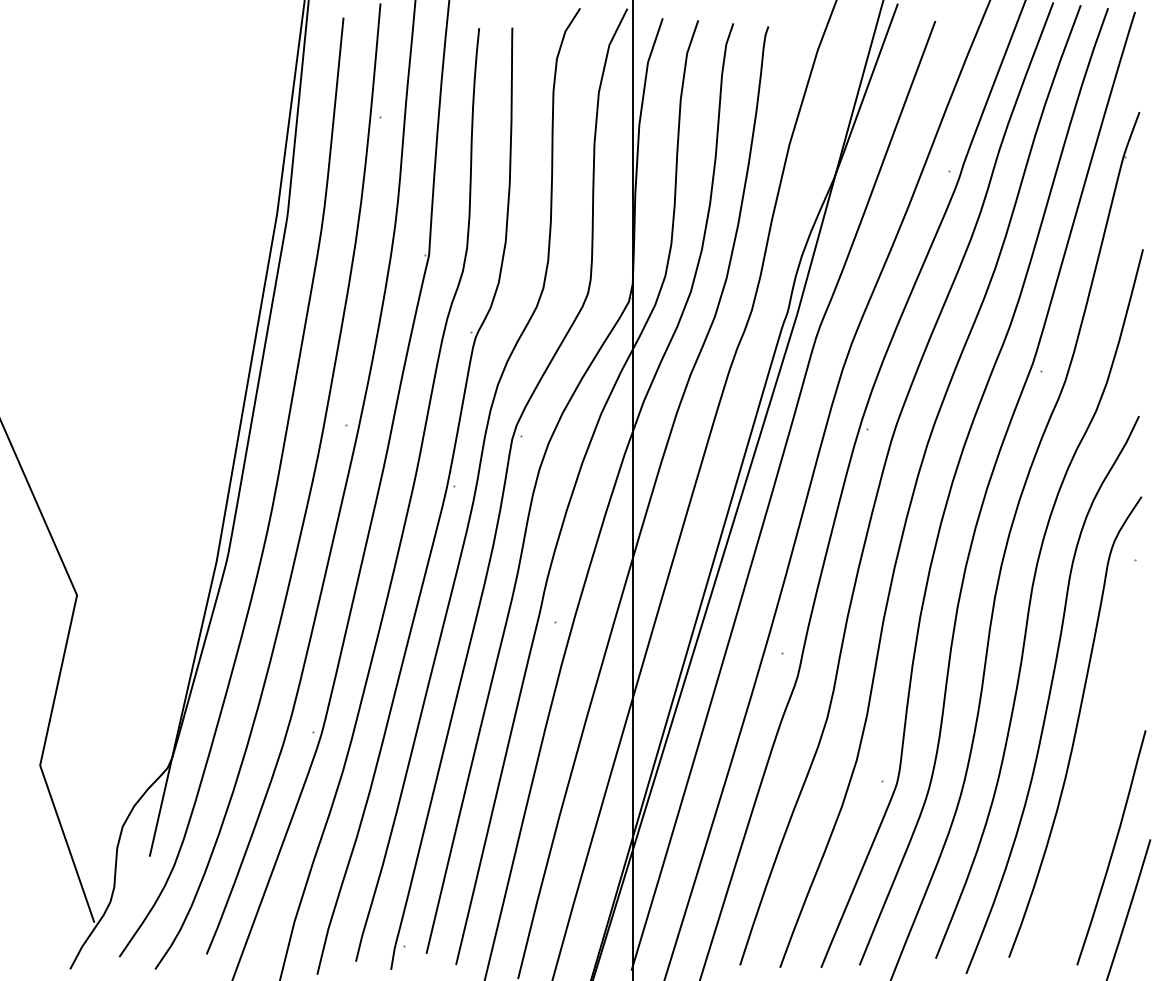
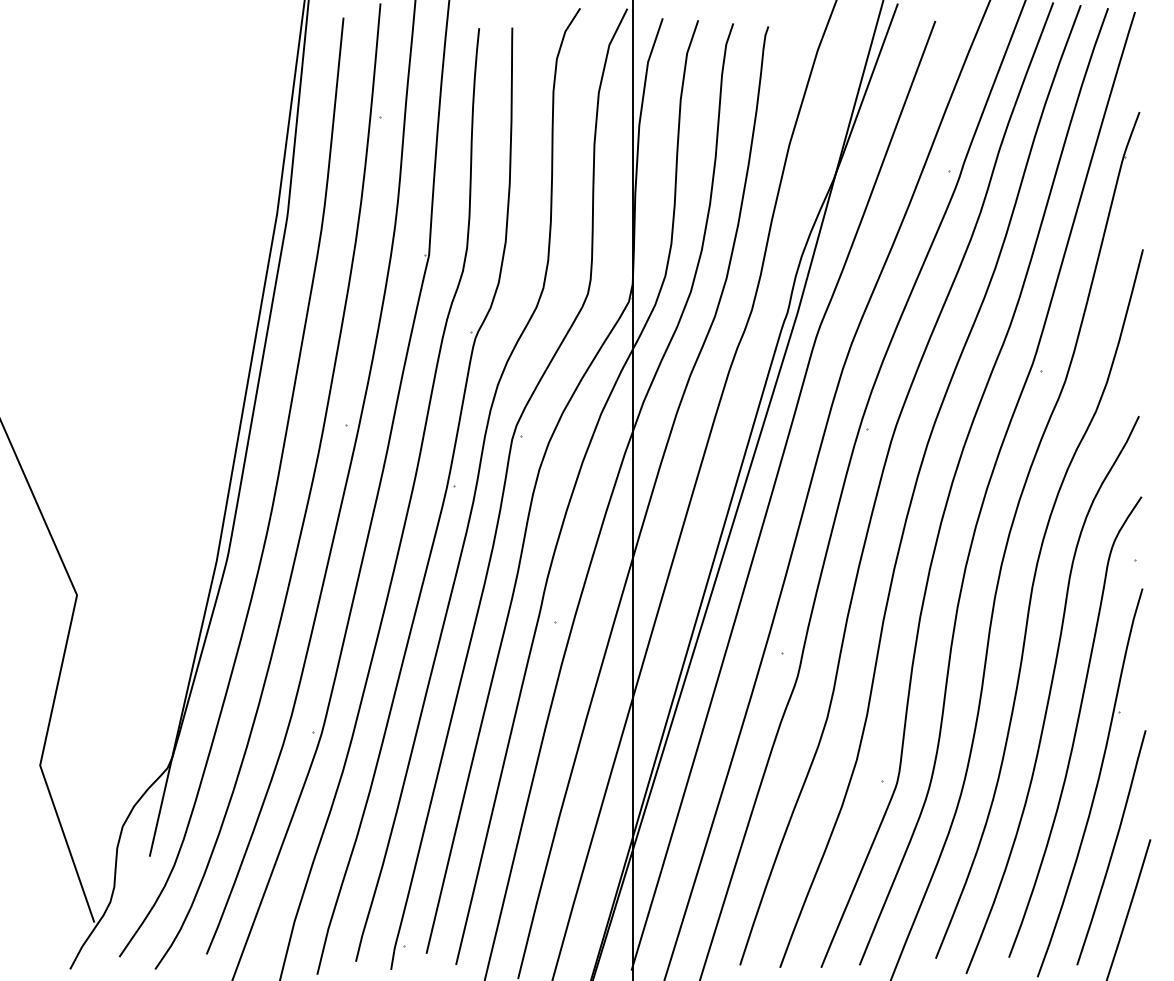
part: none -> present (1096, 782)
